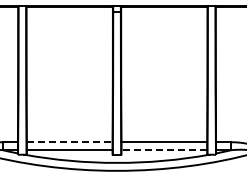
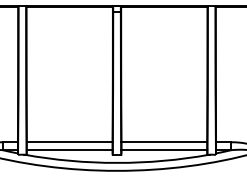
line: dashed -> solid (69, 142)
line: dashed -> solid (164, 150)
